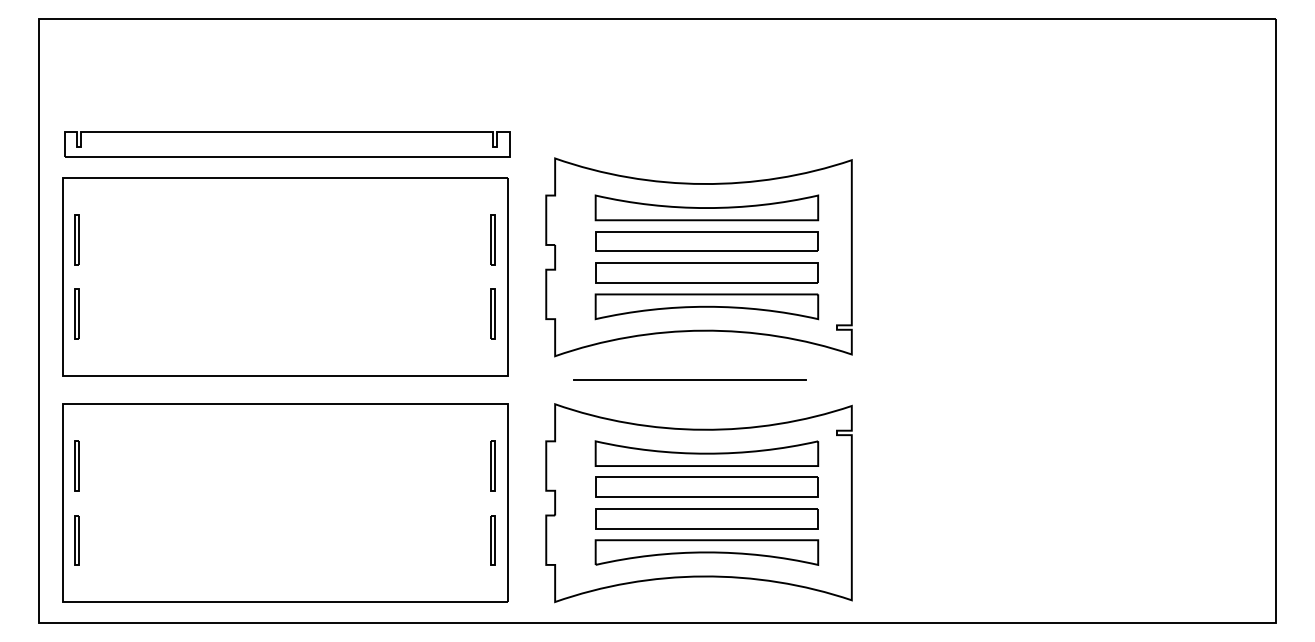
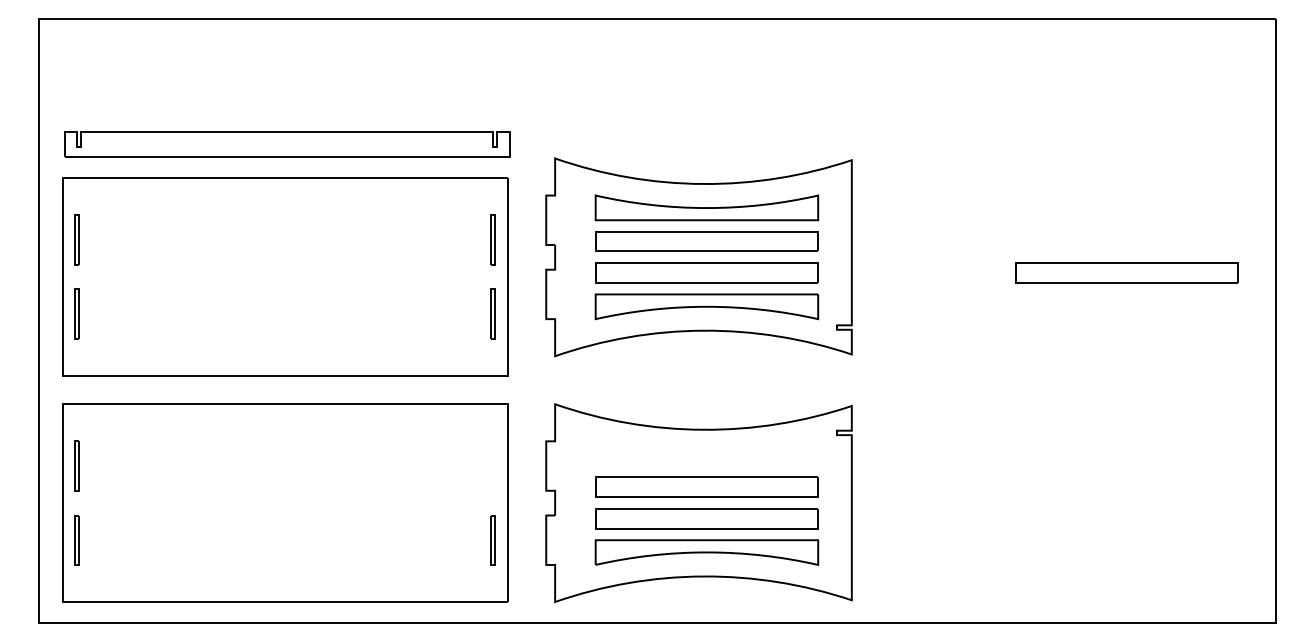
part: none -> present (1126, 272)
line: present -> none (689, 380)
part: present -> none (706, 453)
part: present -> none (492, 465)
